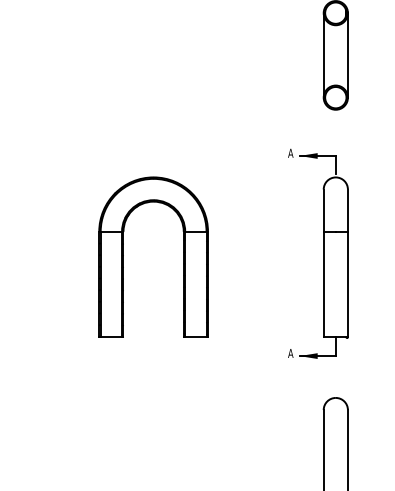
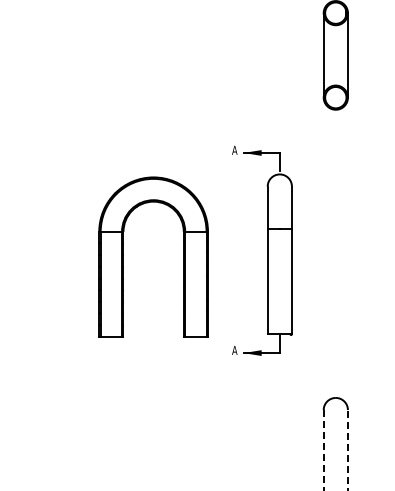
part position: (318, 253) -> (262, 250) (262, 250)
line: solid -> dashed (347, 449)
line: solid -> dashed (323, 450)
